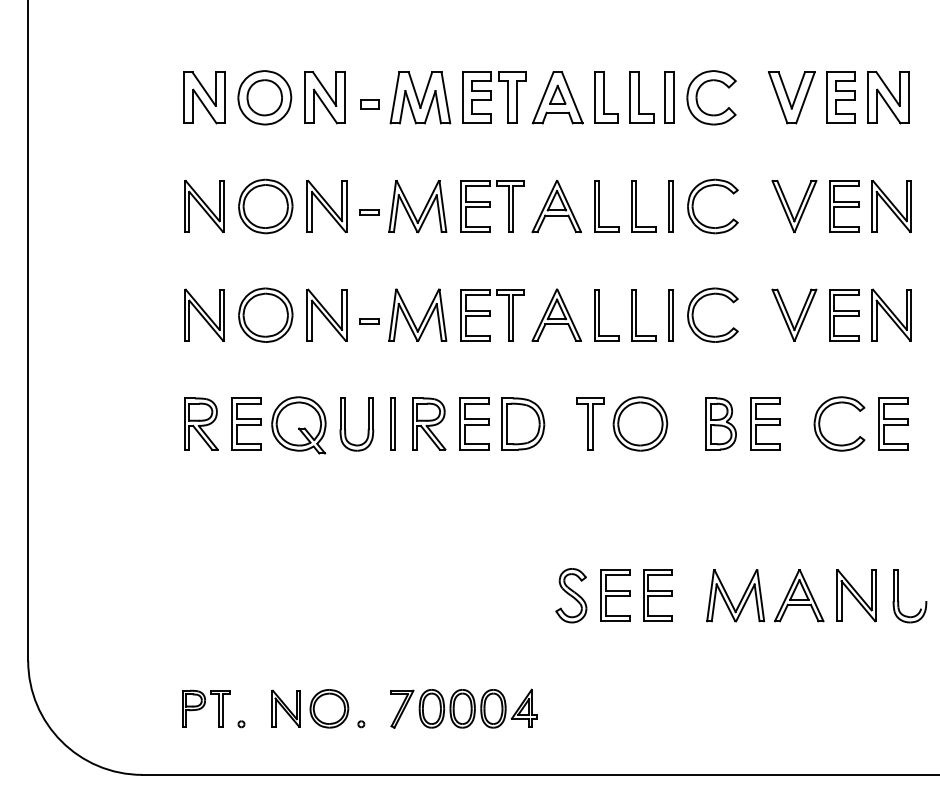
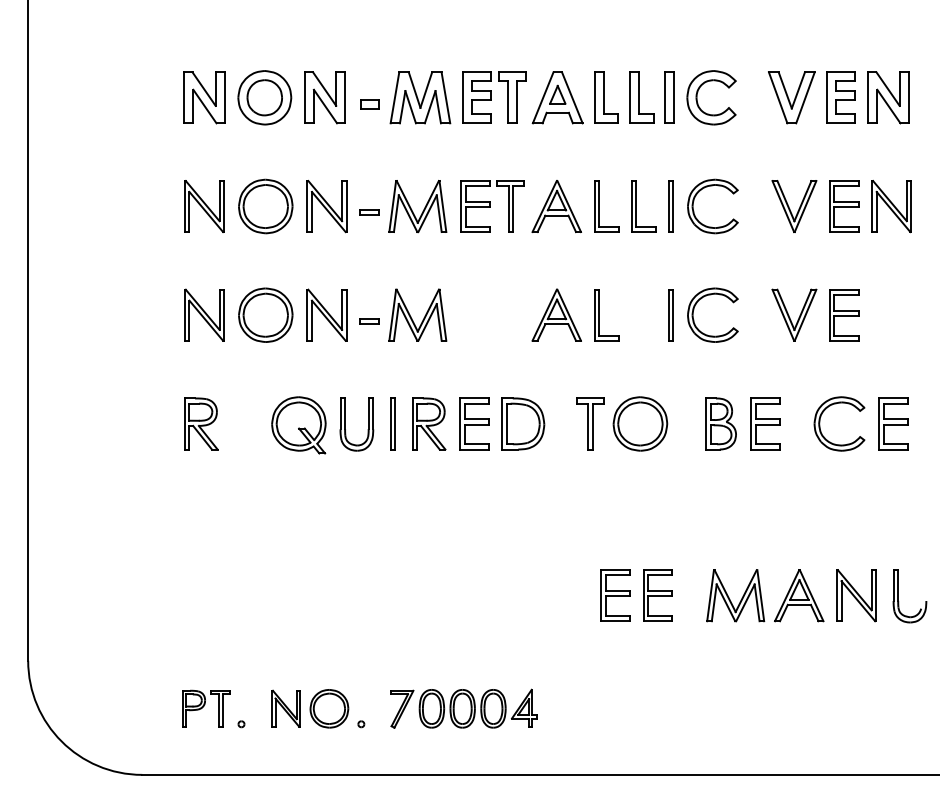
part: present -> none (891, 314)
part: present -> none (492, 315)
part: present -> none (636, 315)
part: present -> none (246, 423)
part: present -> none (571, 595)
